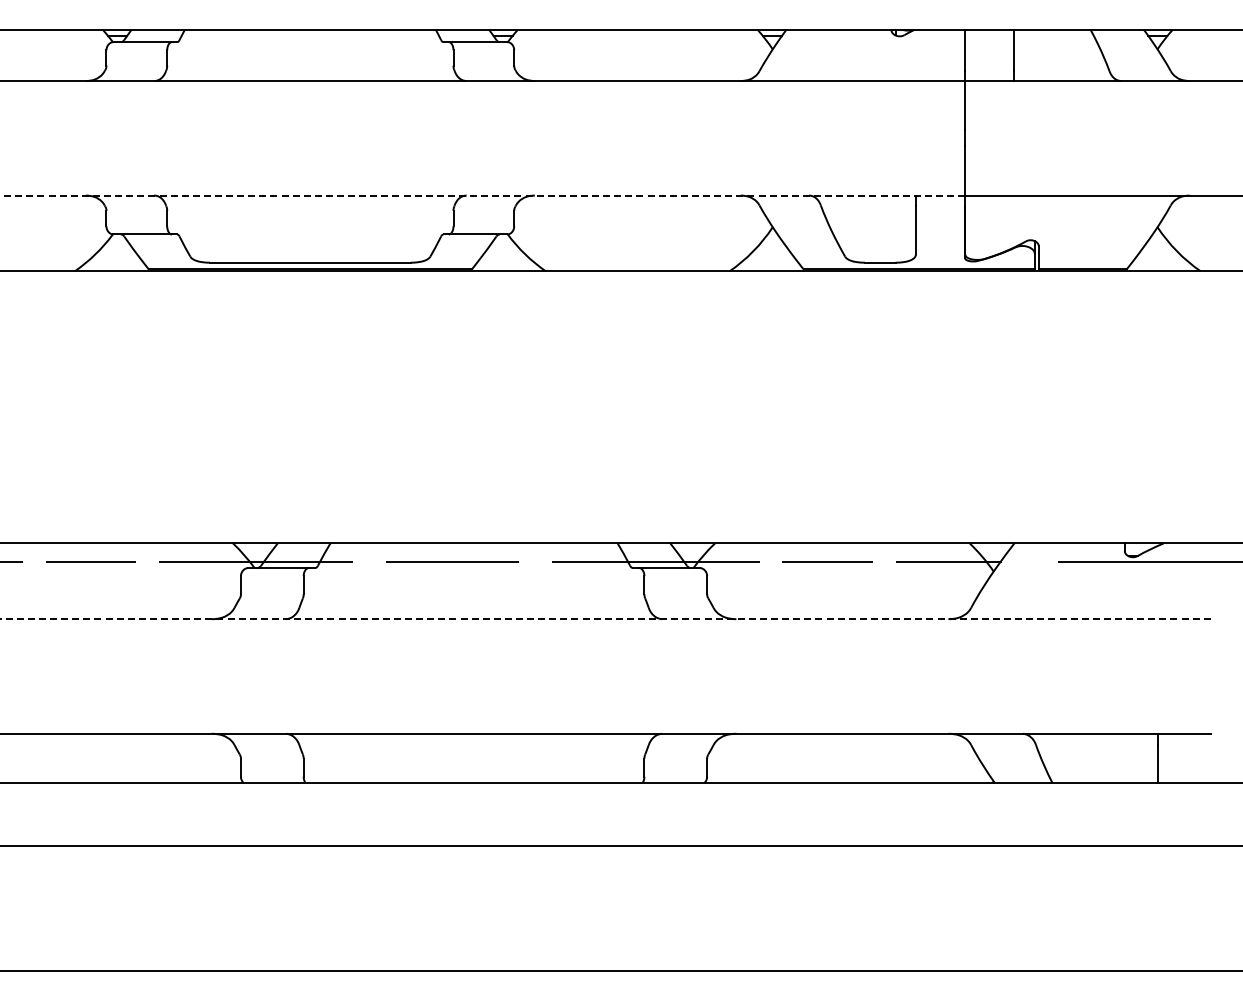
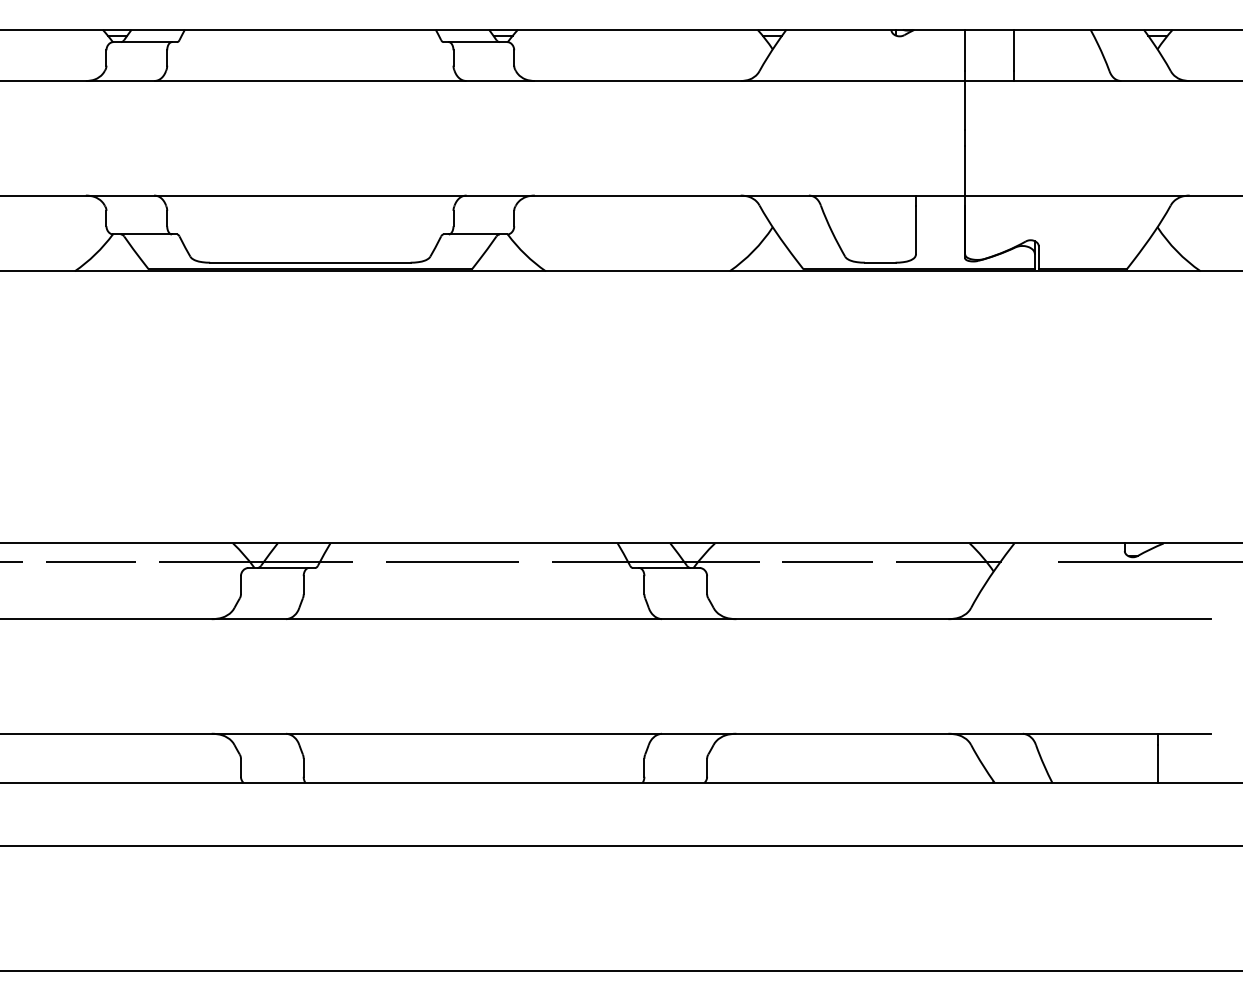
line: dashed -> solid (482, 195)
line: dashed -> solid (605, 619)
